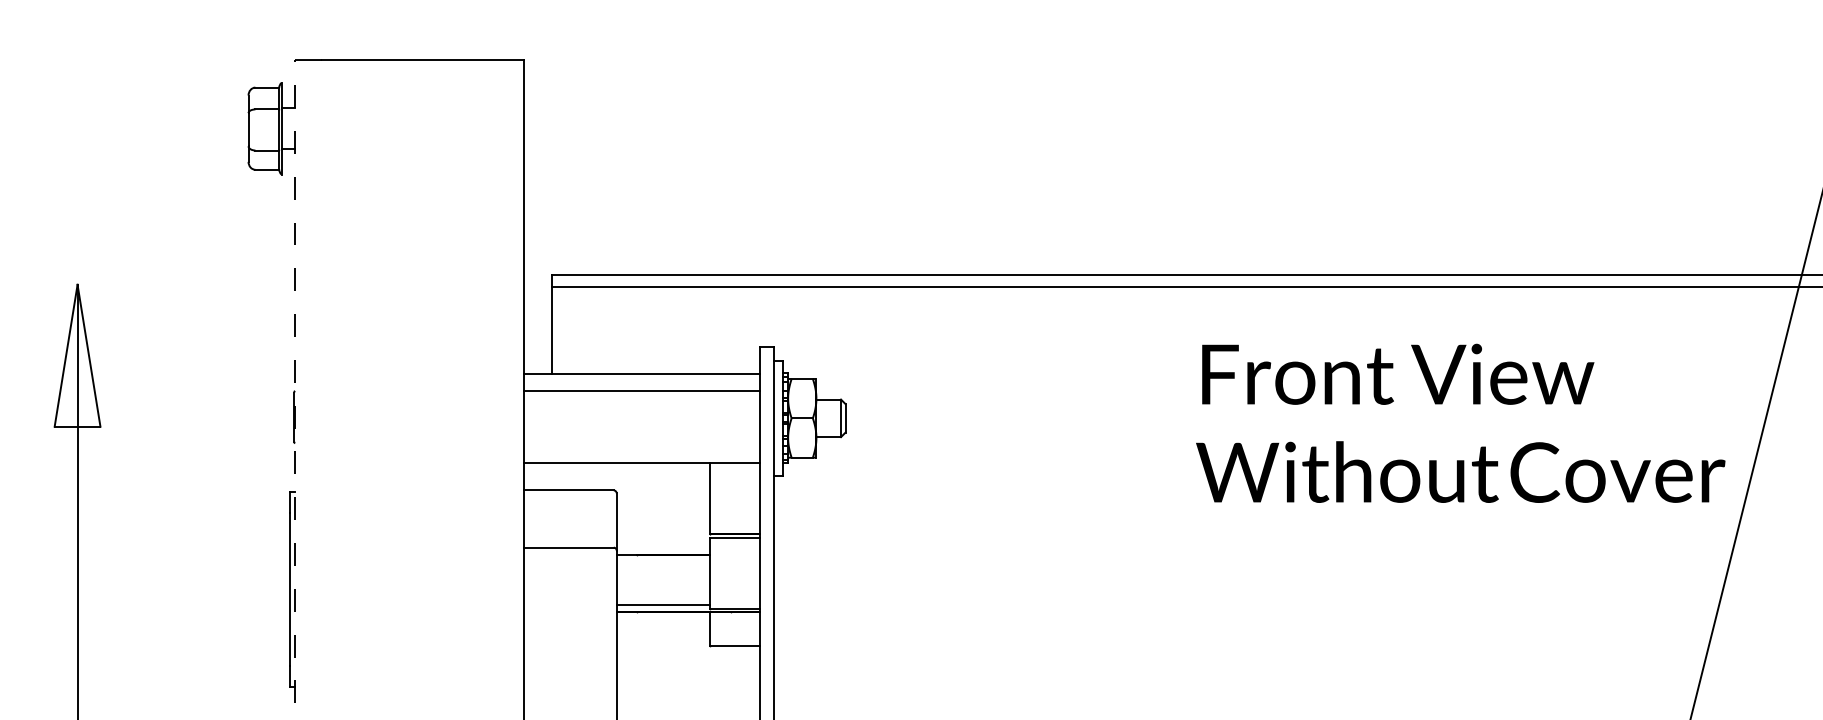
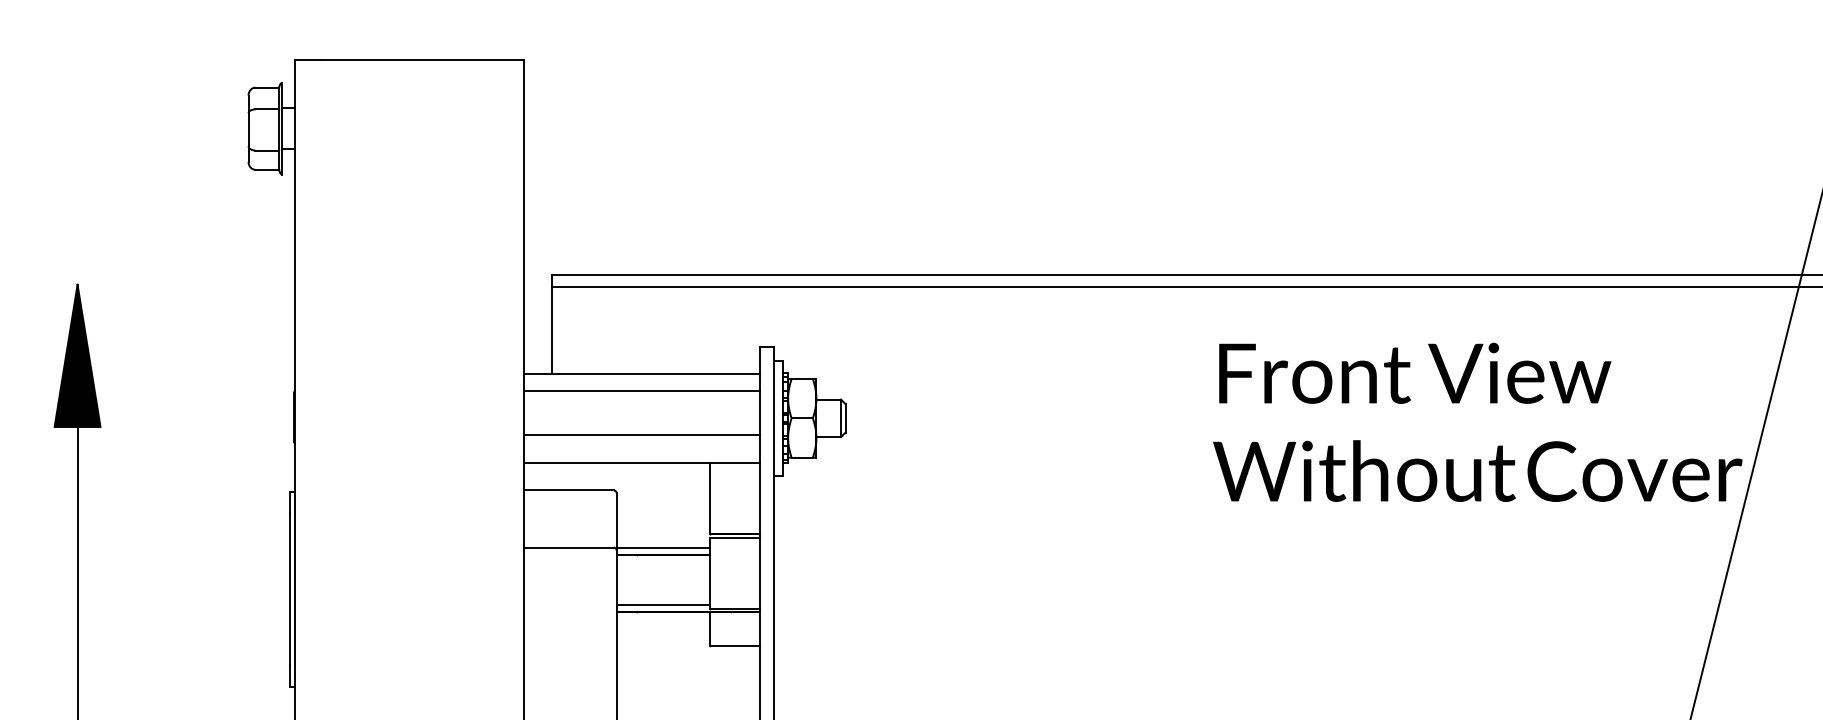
fill: none -> present (77, 355)
line: dashed -> solid (295, 389)
text position: (1460, 422) -> (1477, 421) (1477, 421)
line: none -> present (641, 435)
line: none -> present (662, 547)
